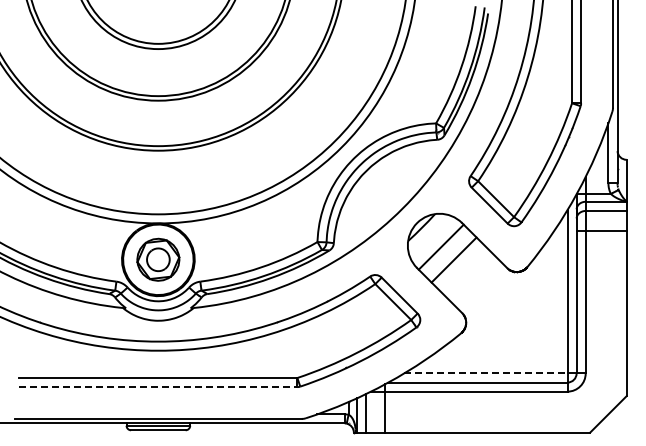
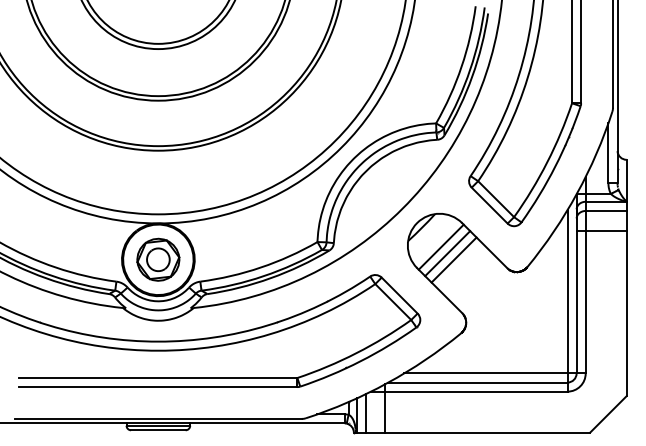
line: none -> present (447, 253)
line: dashed -> solid (485, 373)
line: dashed -> solid (158, 387)
